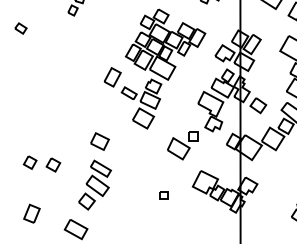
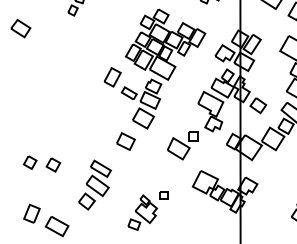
part size: 14x13 px -> 22x21 px (20, 28)
part position: (99, 141) -> (125, 141) (125, 141)
part: none -> present (142, 212)
part position: (75, 229) -> (56, 226) (56, 226)
